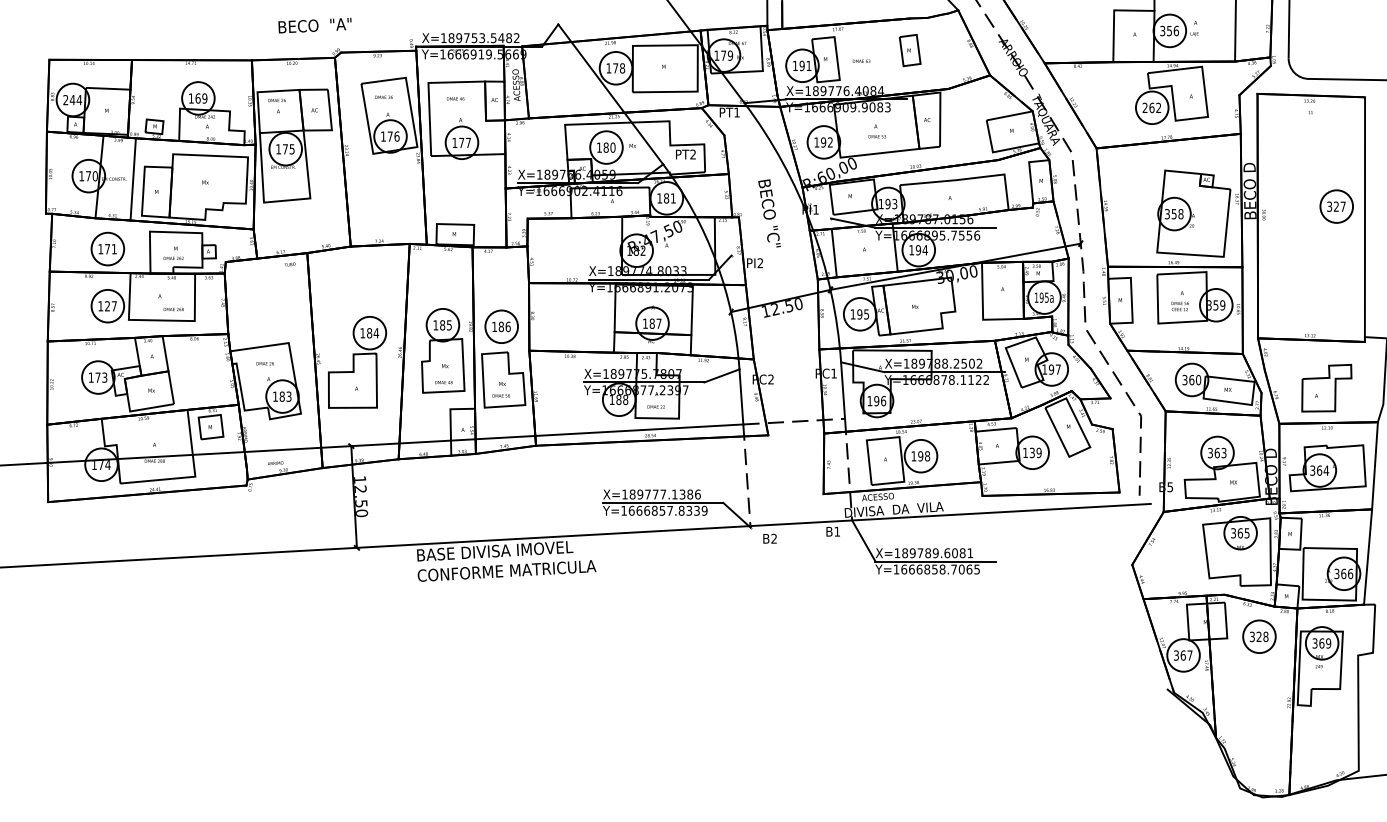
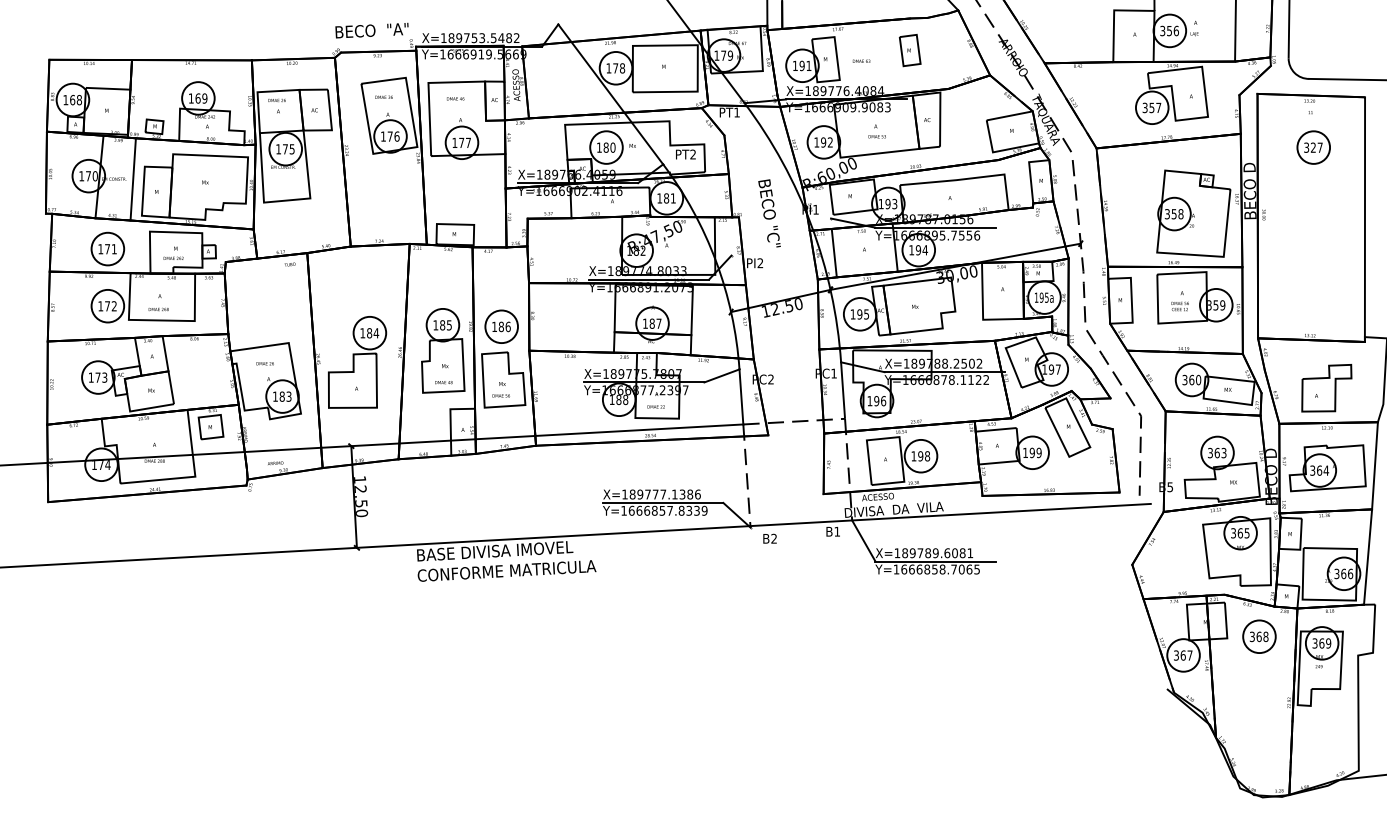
text position: (314, 25) -> (371, 30) (371, 30)
text: 244 -> 168 (72, 99)
text: 262 -> 357 (1151, 107)
part position: (1336, 206) -> (1313, 147) (1313, 147)
text: 127 -> 172 (110, 306)
text position: (173, 309) -> (158, 309) (158, 309)
text: 139 -> 199 (1031, 452)
text: 328 -> 368 (1258, 636)
